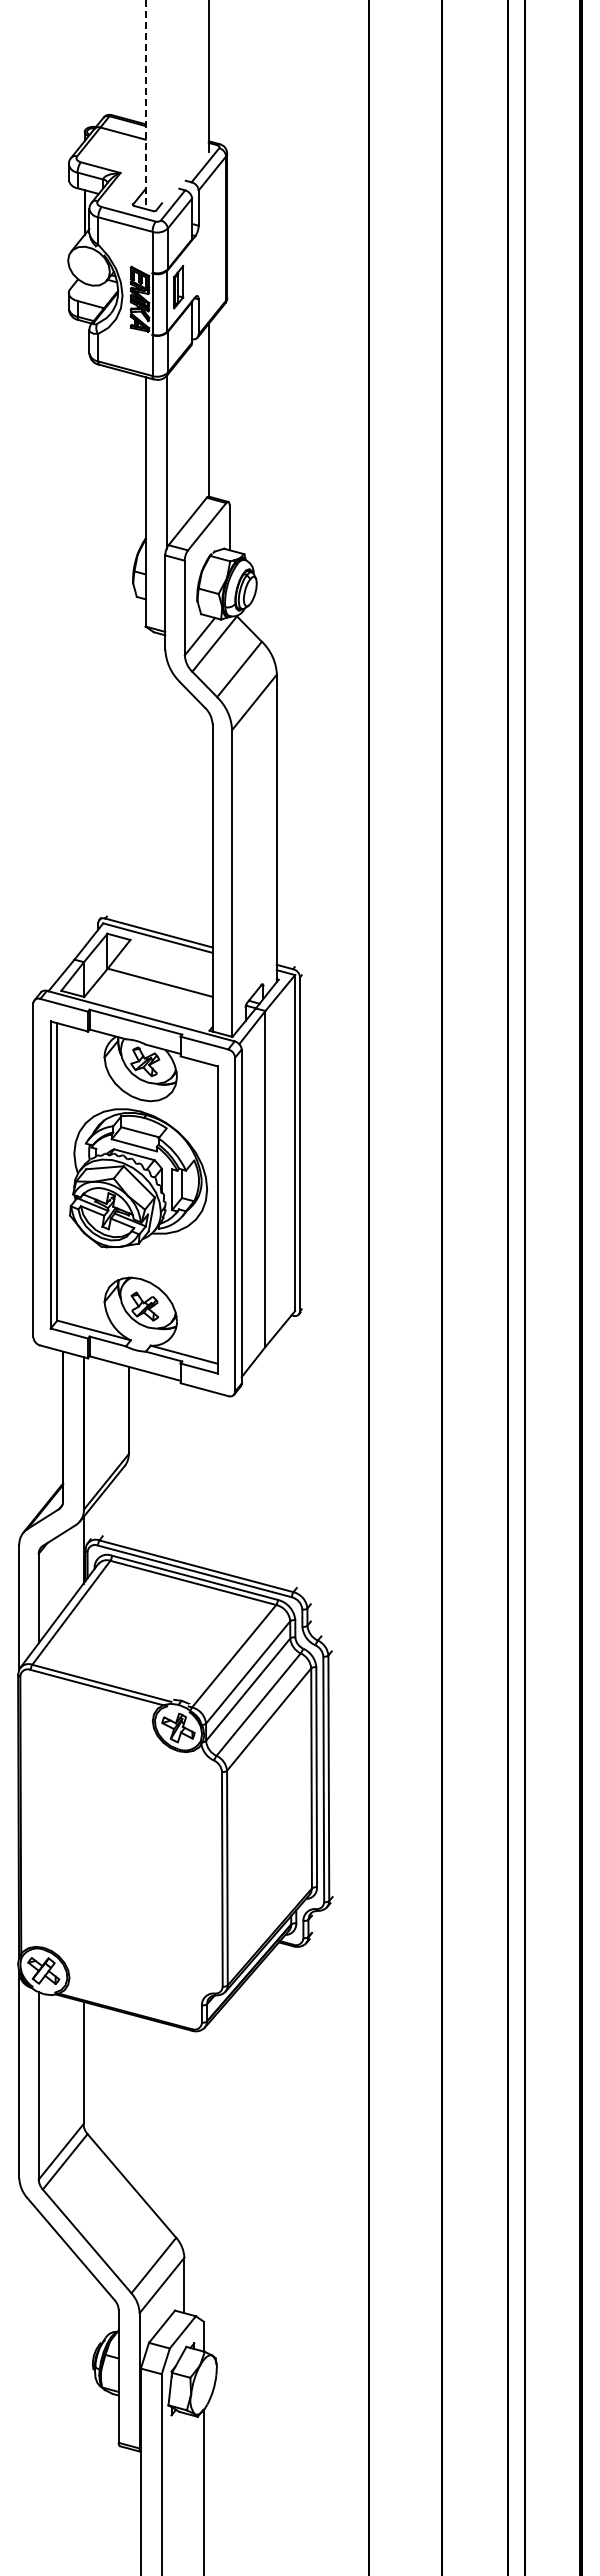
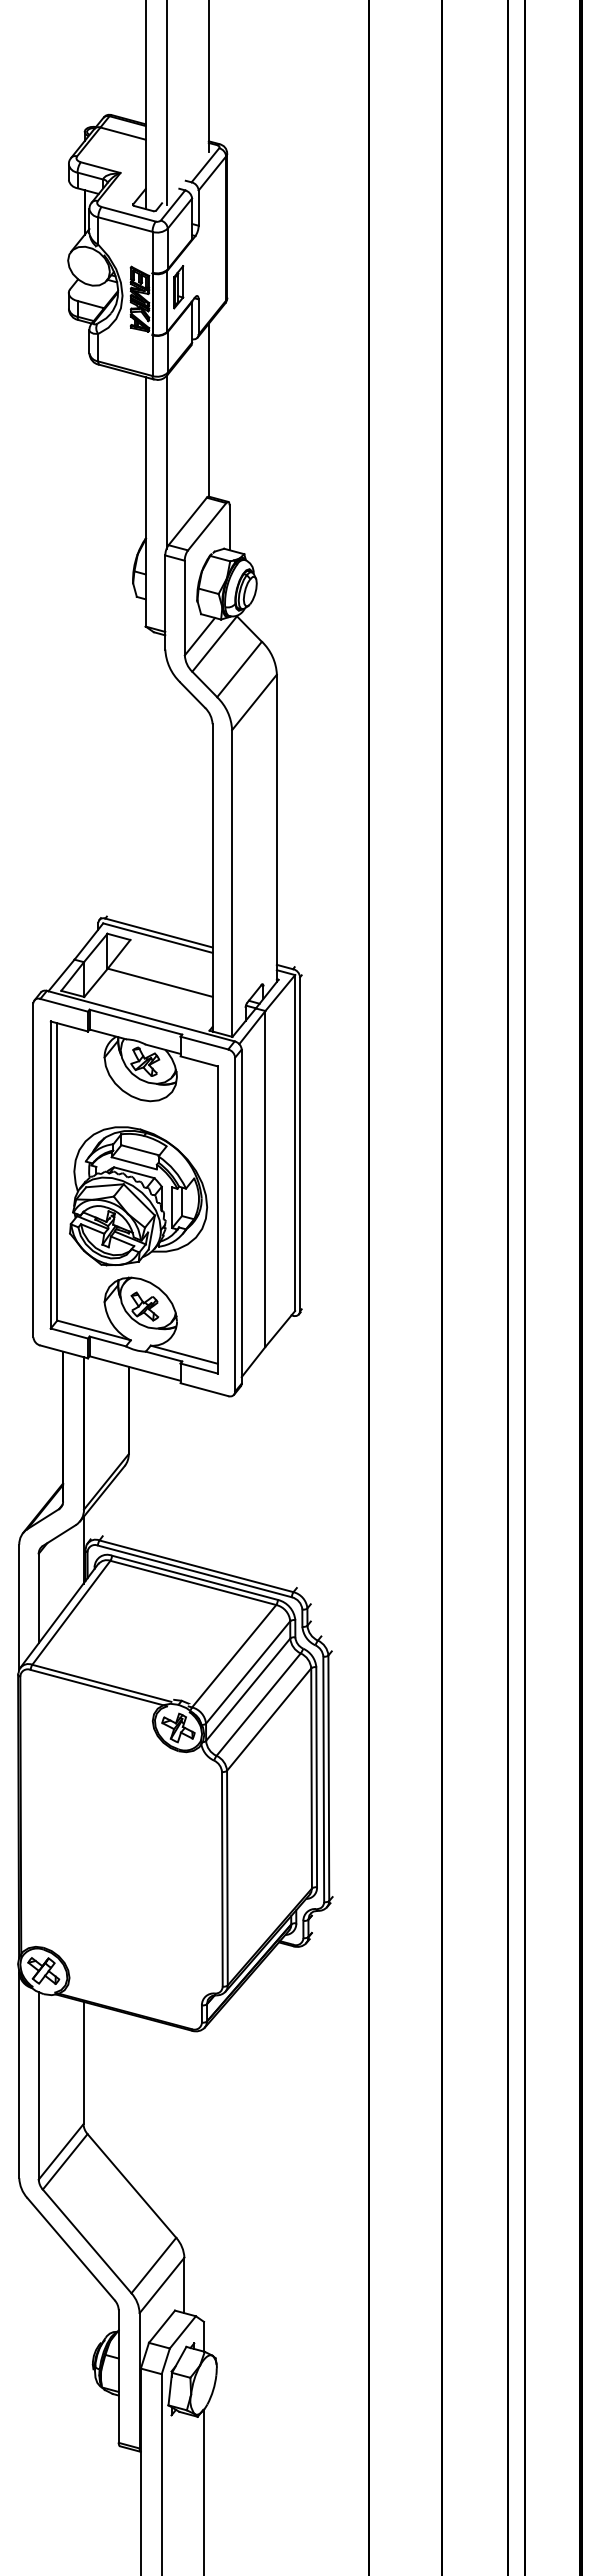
line: none -> present (166, 103)
line: dashed -> solid (145, 105)
part position: (138, 1178) -> (138, 1196) (138, 1196)
